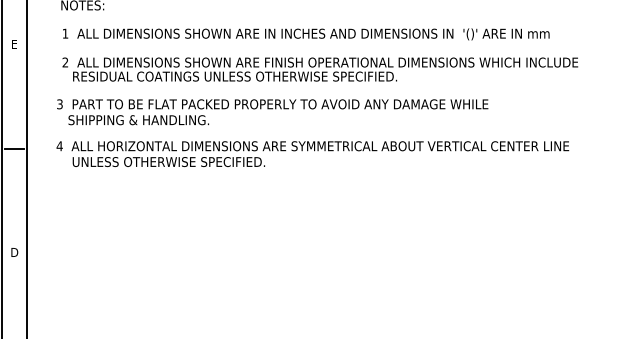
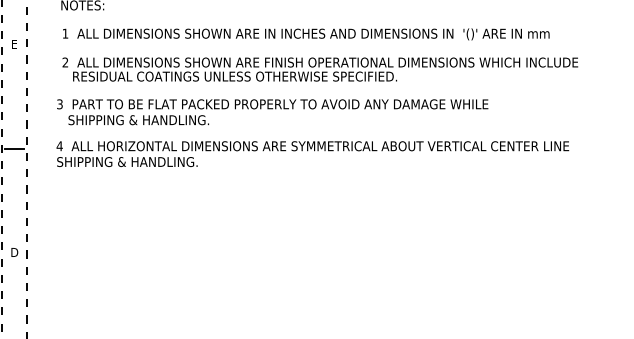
text: UNLESS OTHERWISE SPECIFIED. -> SHIPPING & HANDLING. (161, 162)
line: solid -> dashed (2, 169)
line: solid -> dashed (26, 169)
